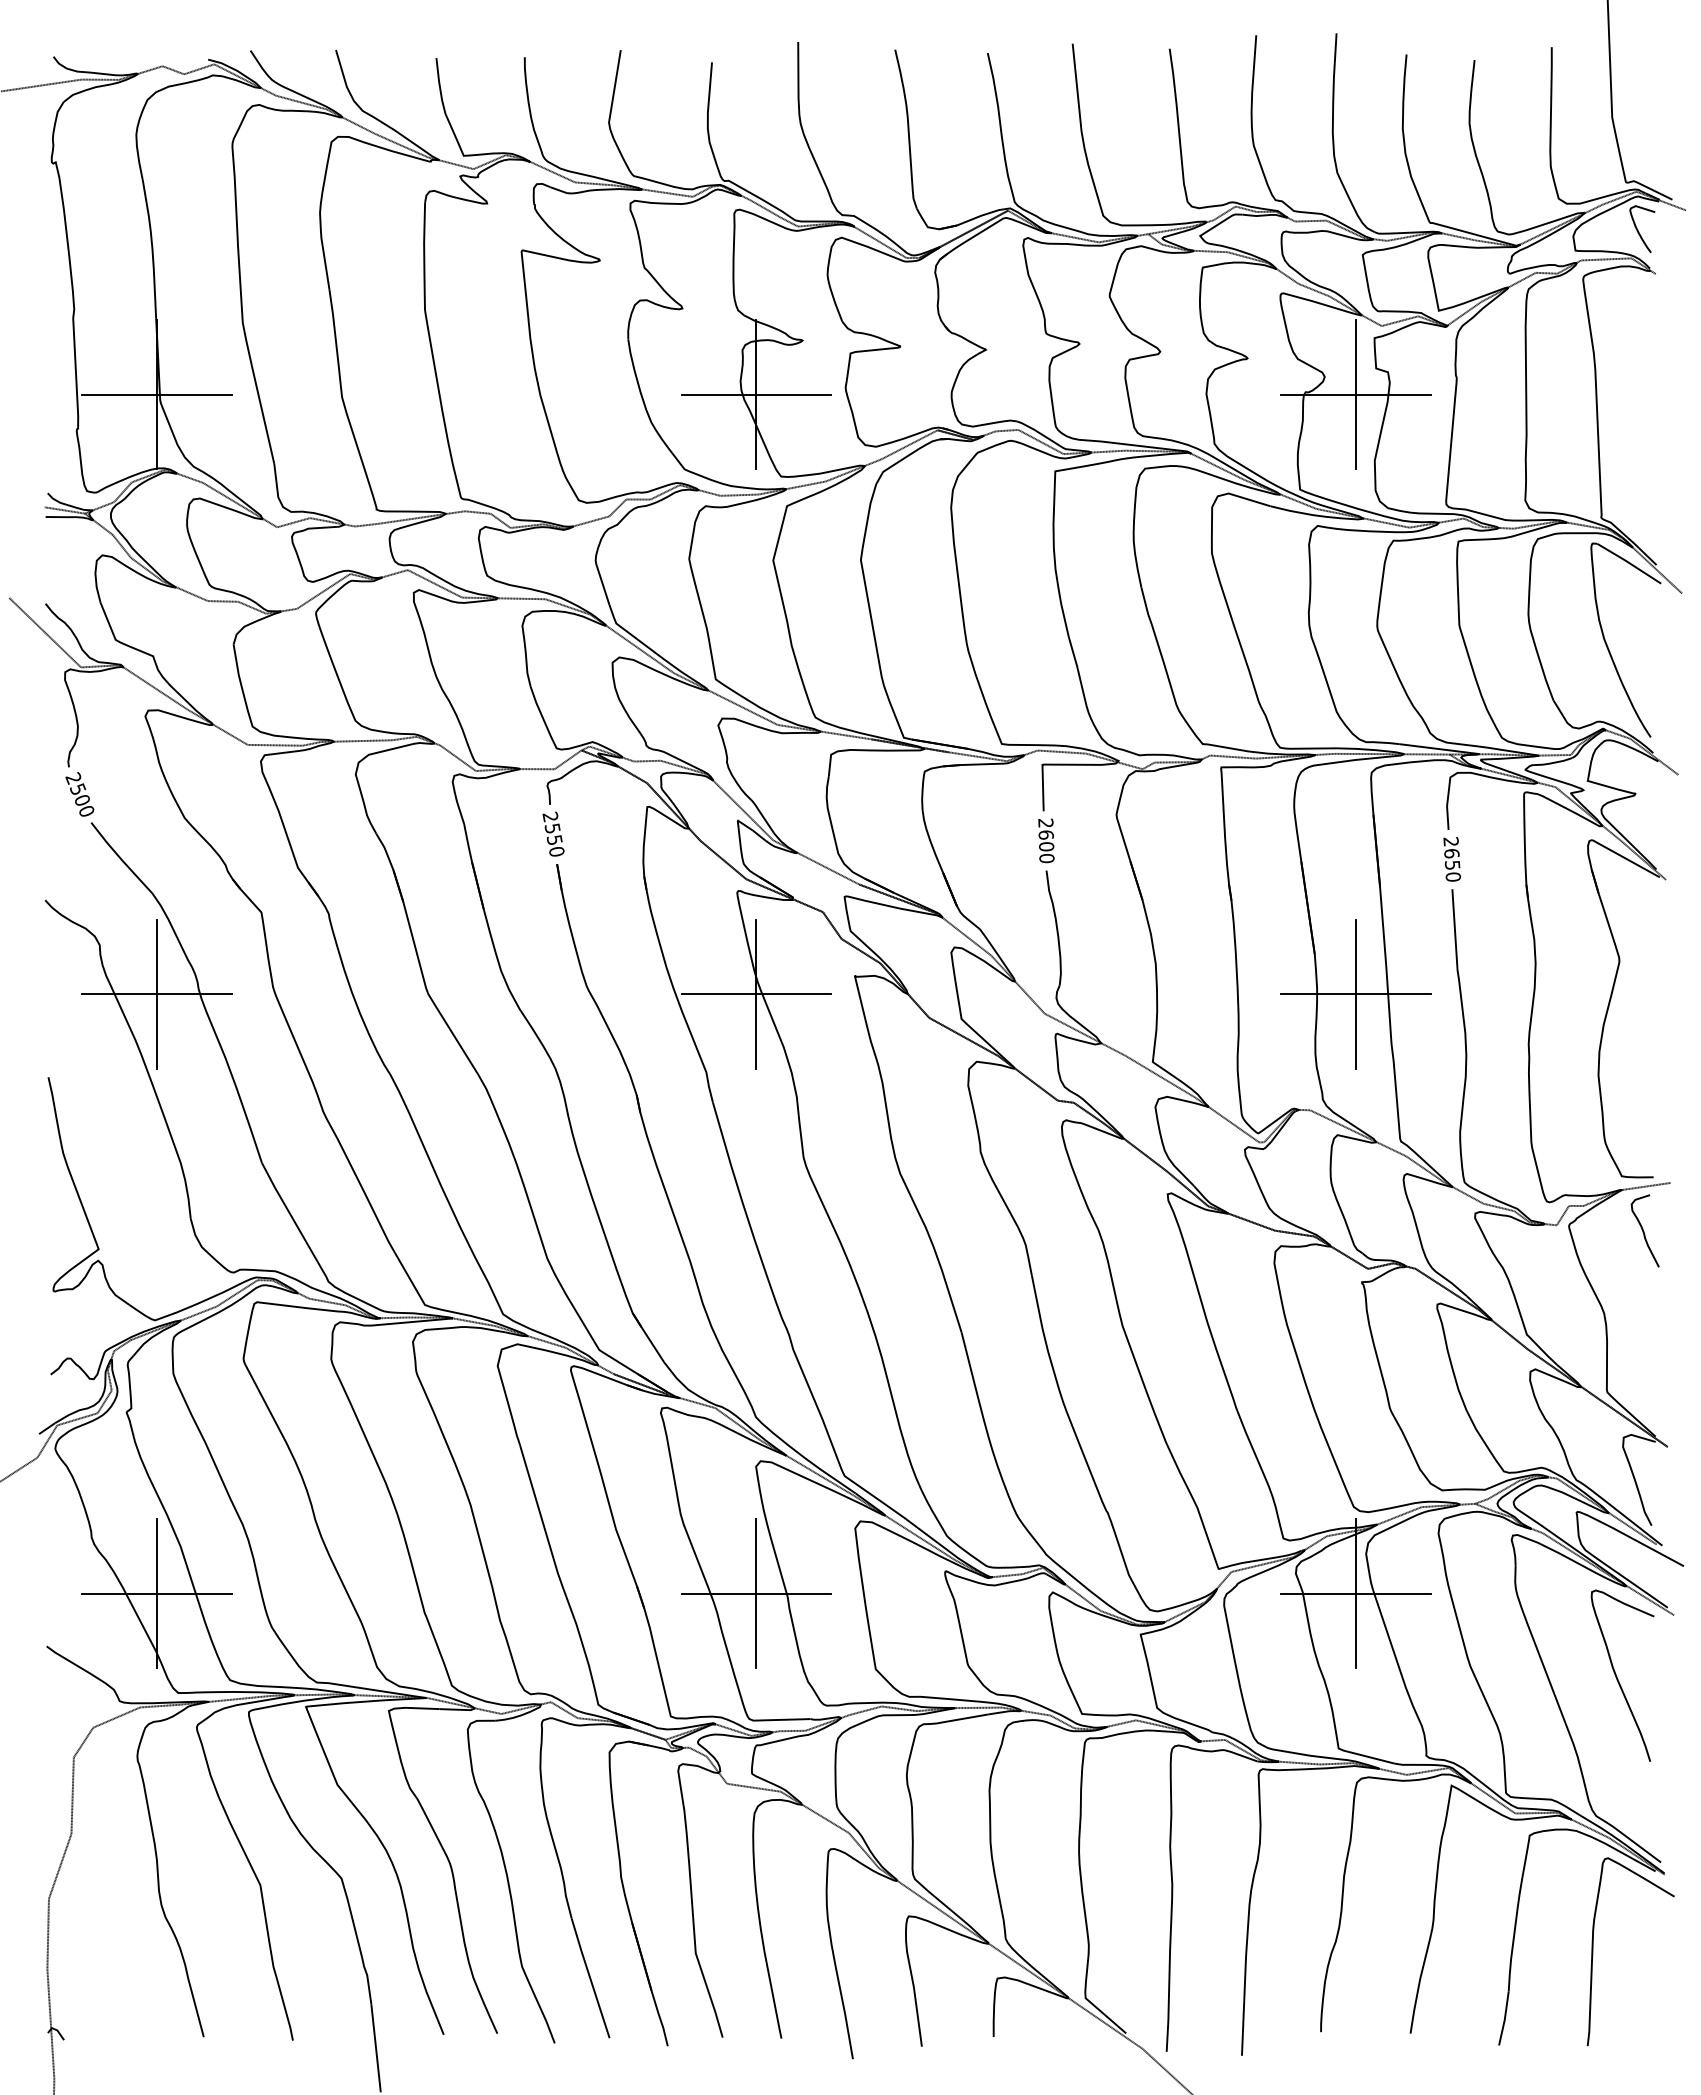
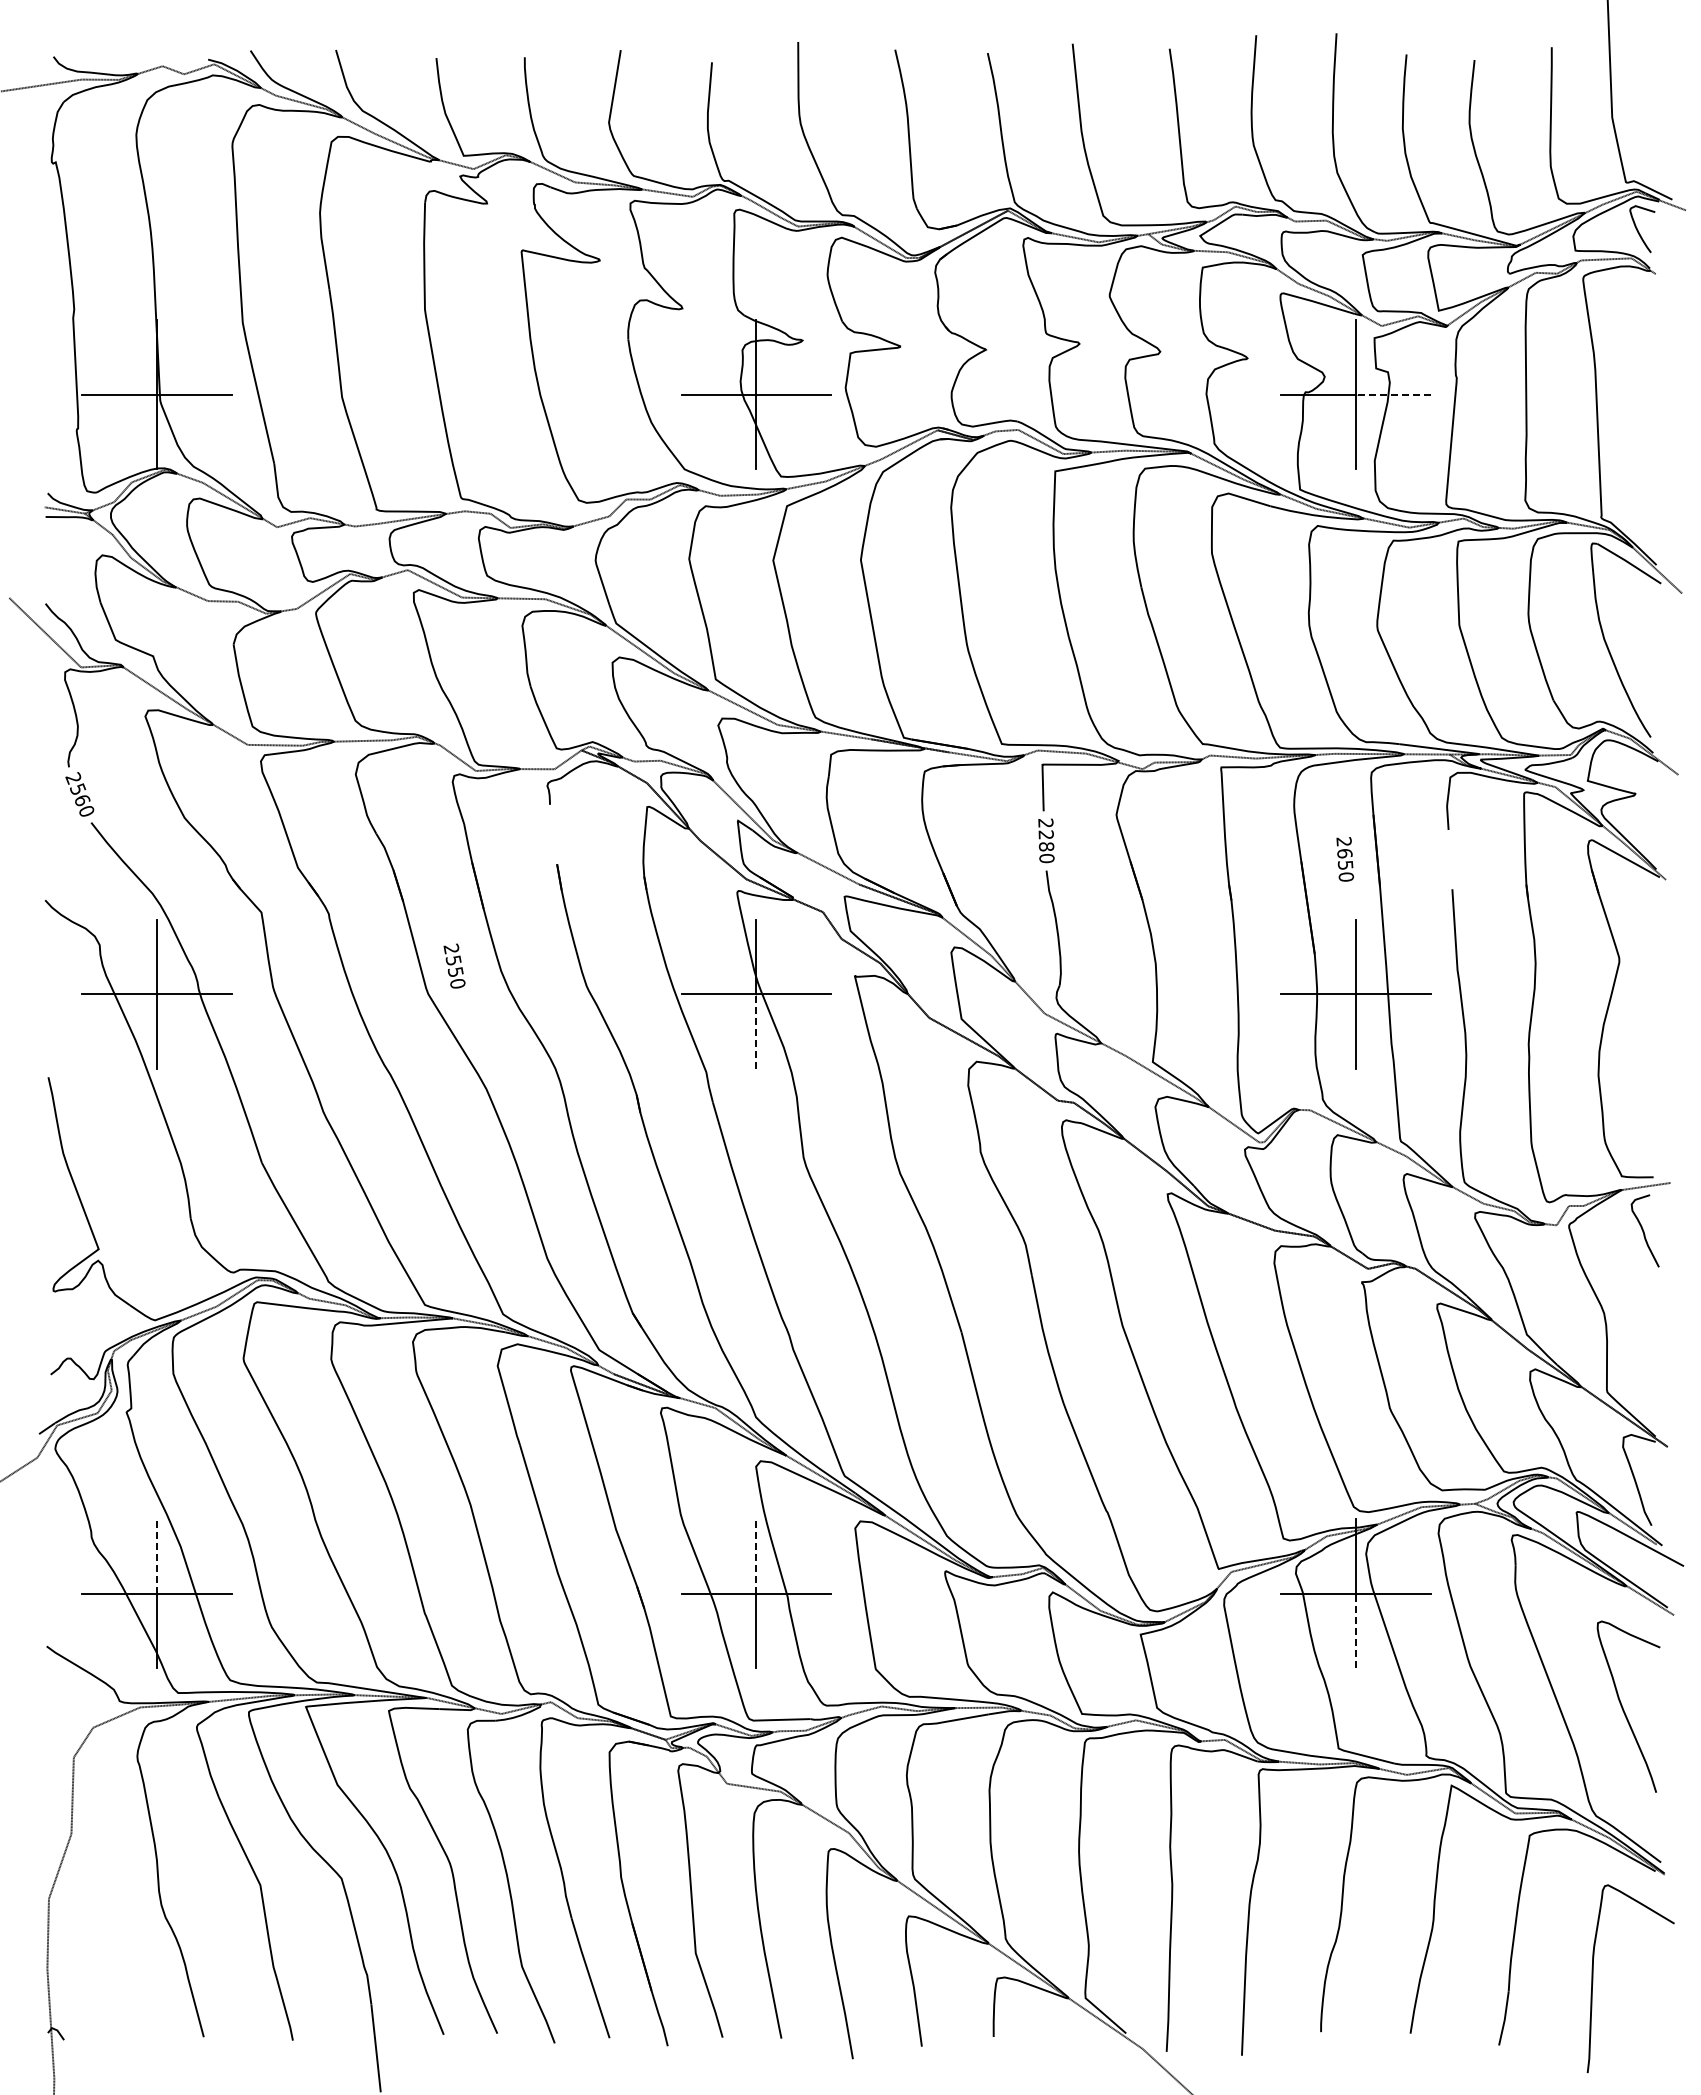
line: solid -> dashed (1392, 394)
text: 2500 -> 2560 (83, 800)
text position: (553, 833) -> (454, 965) (454, 965)
text: 2600 -> 2280 (1045, 840)
text position: (1451, 859) -> (1344, 859) (1344, 859)
line: solid -> dashed (756, 1030)
line: solid -> dashed (157, 1556)
line: solid -> dashed (756, 1556)
line: solid -> dashed (1355, 1630)
curve position: (1617, 1676) -> (1623, 1707) (1623, 1707)
curve position: (1593, 1951) -> (1593, 1978) (1593, 1978)
